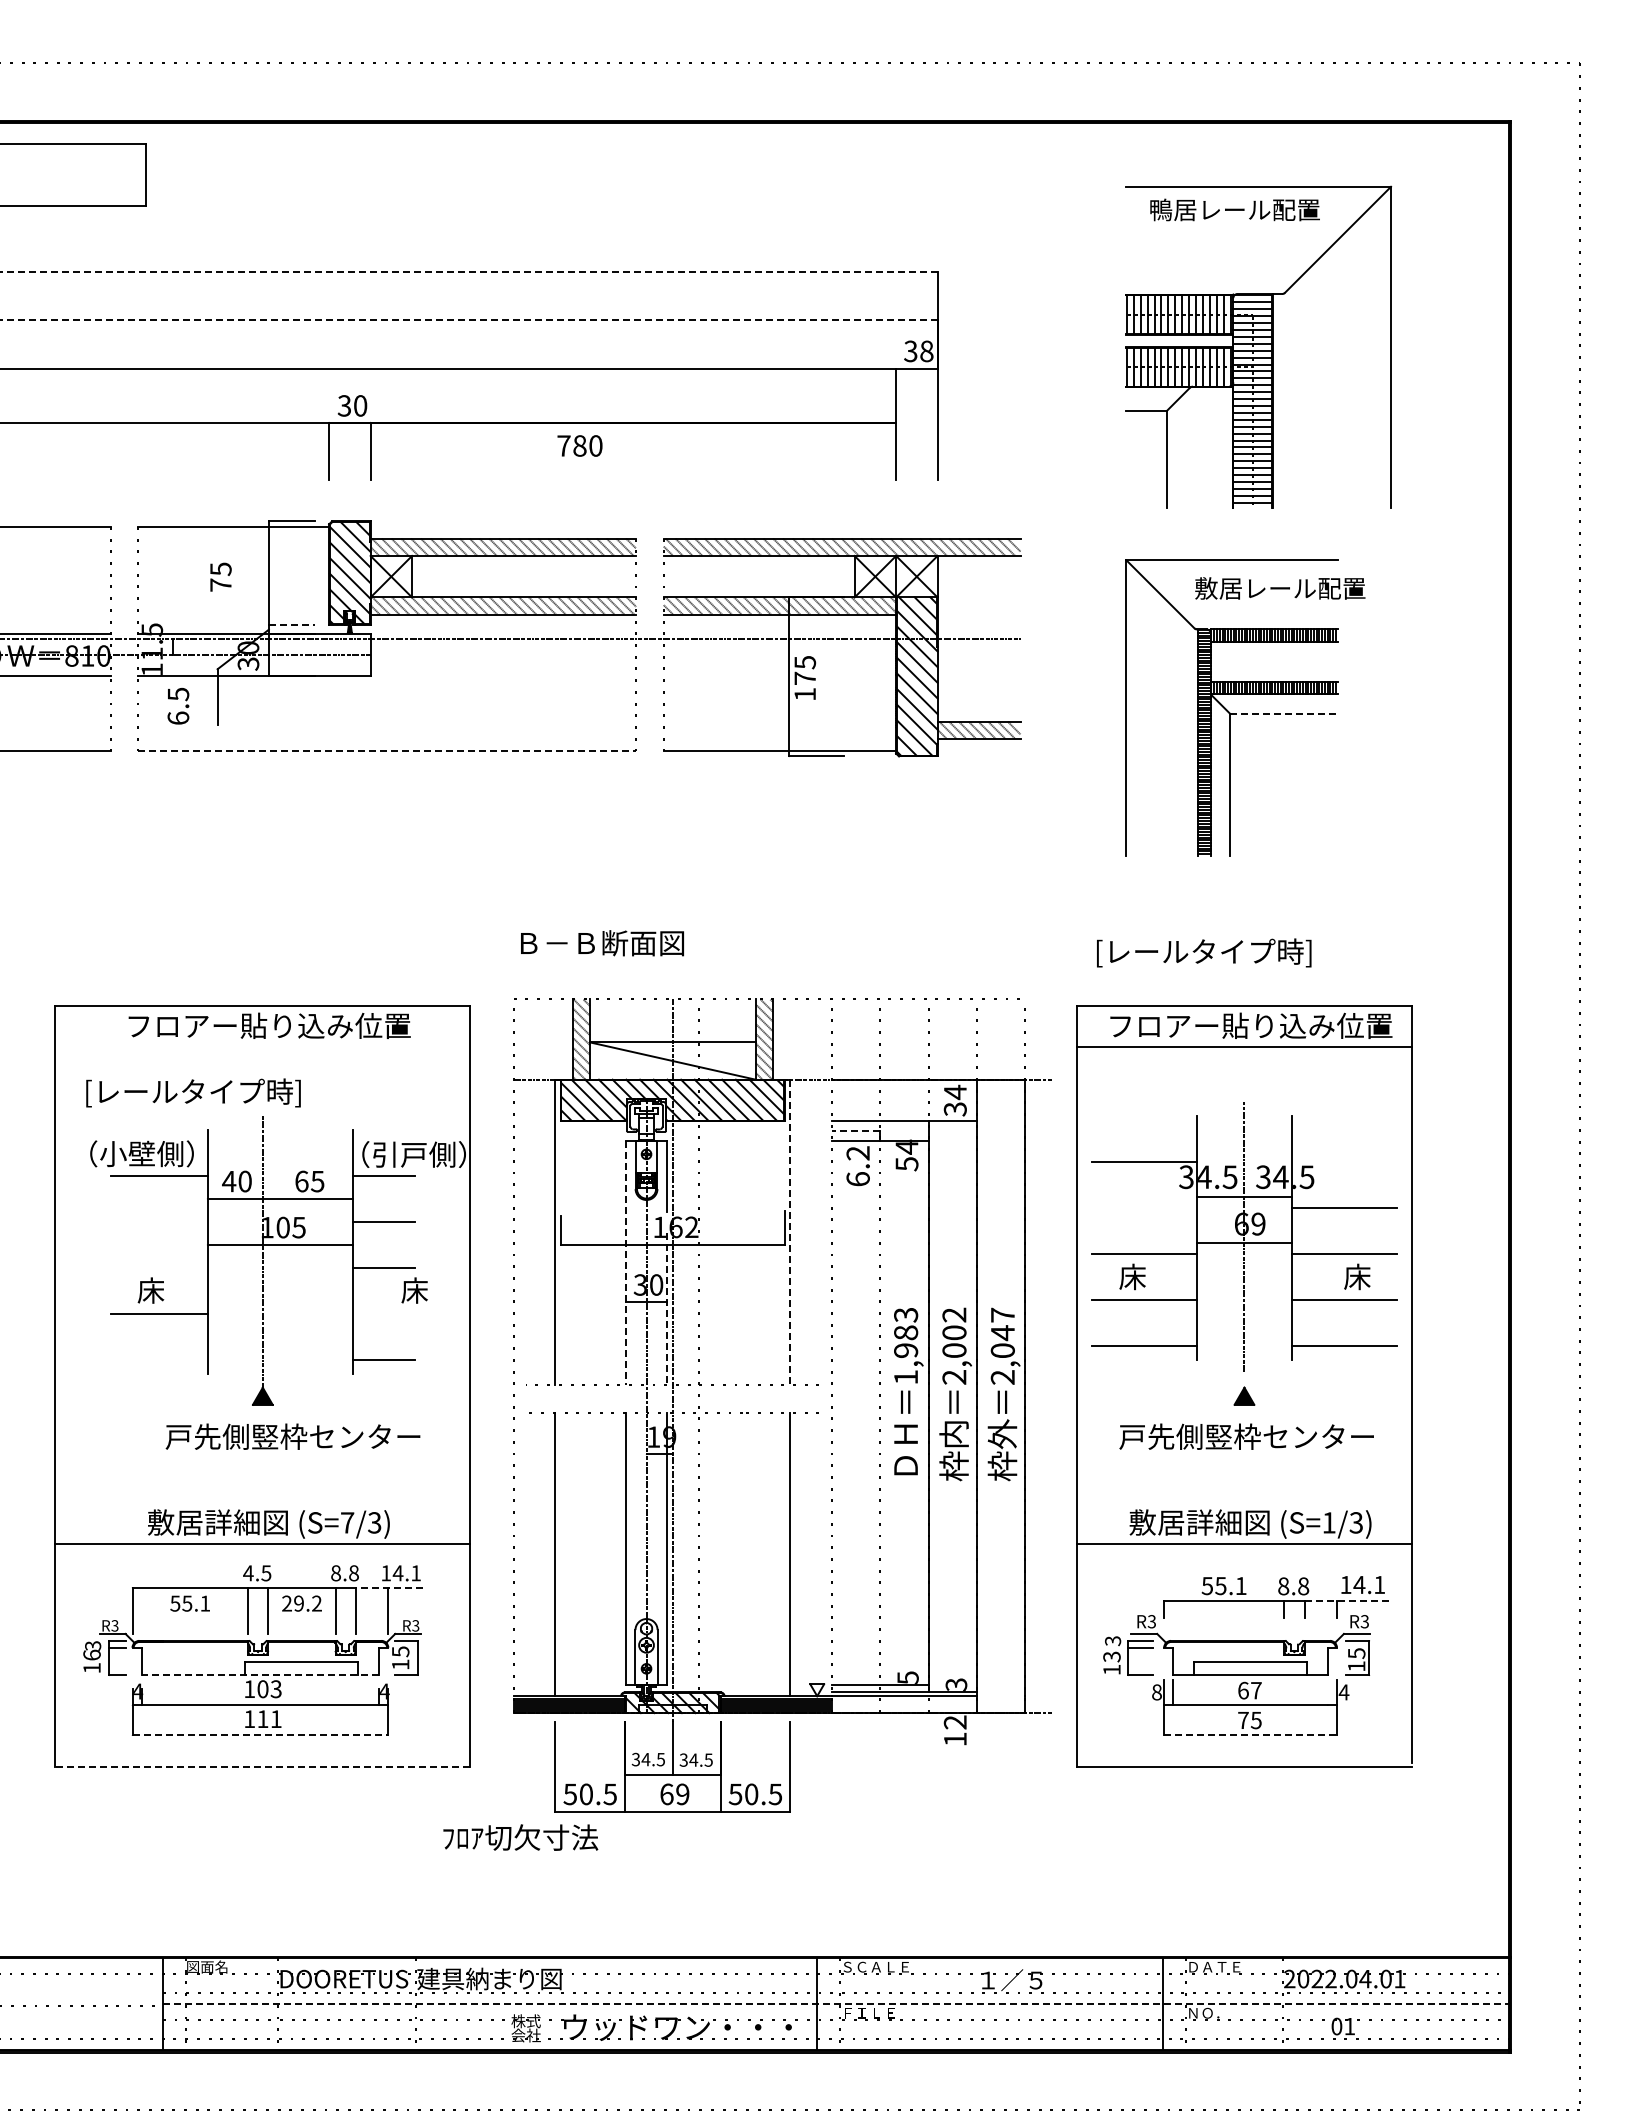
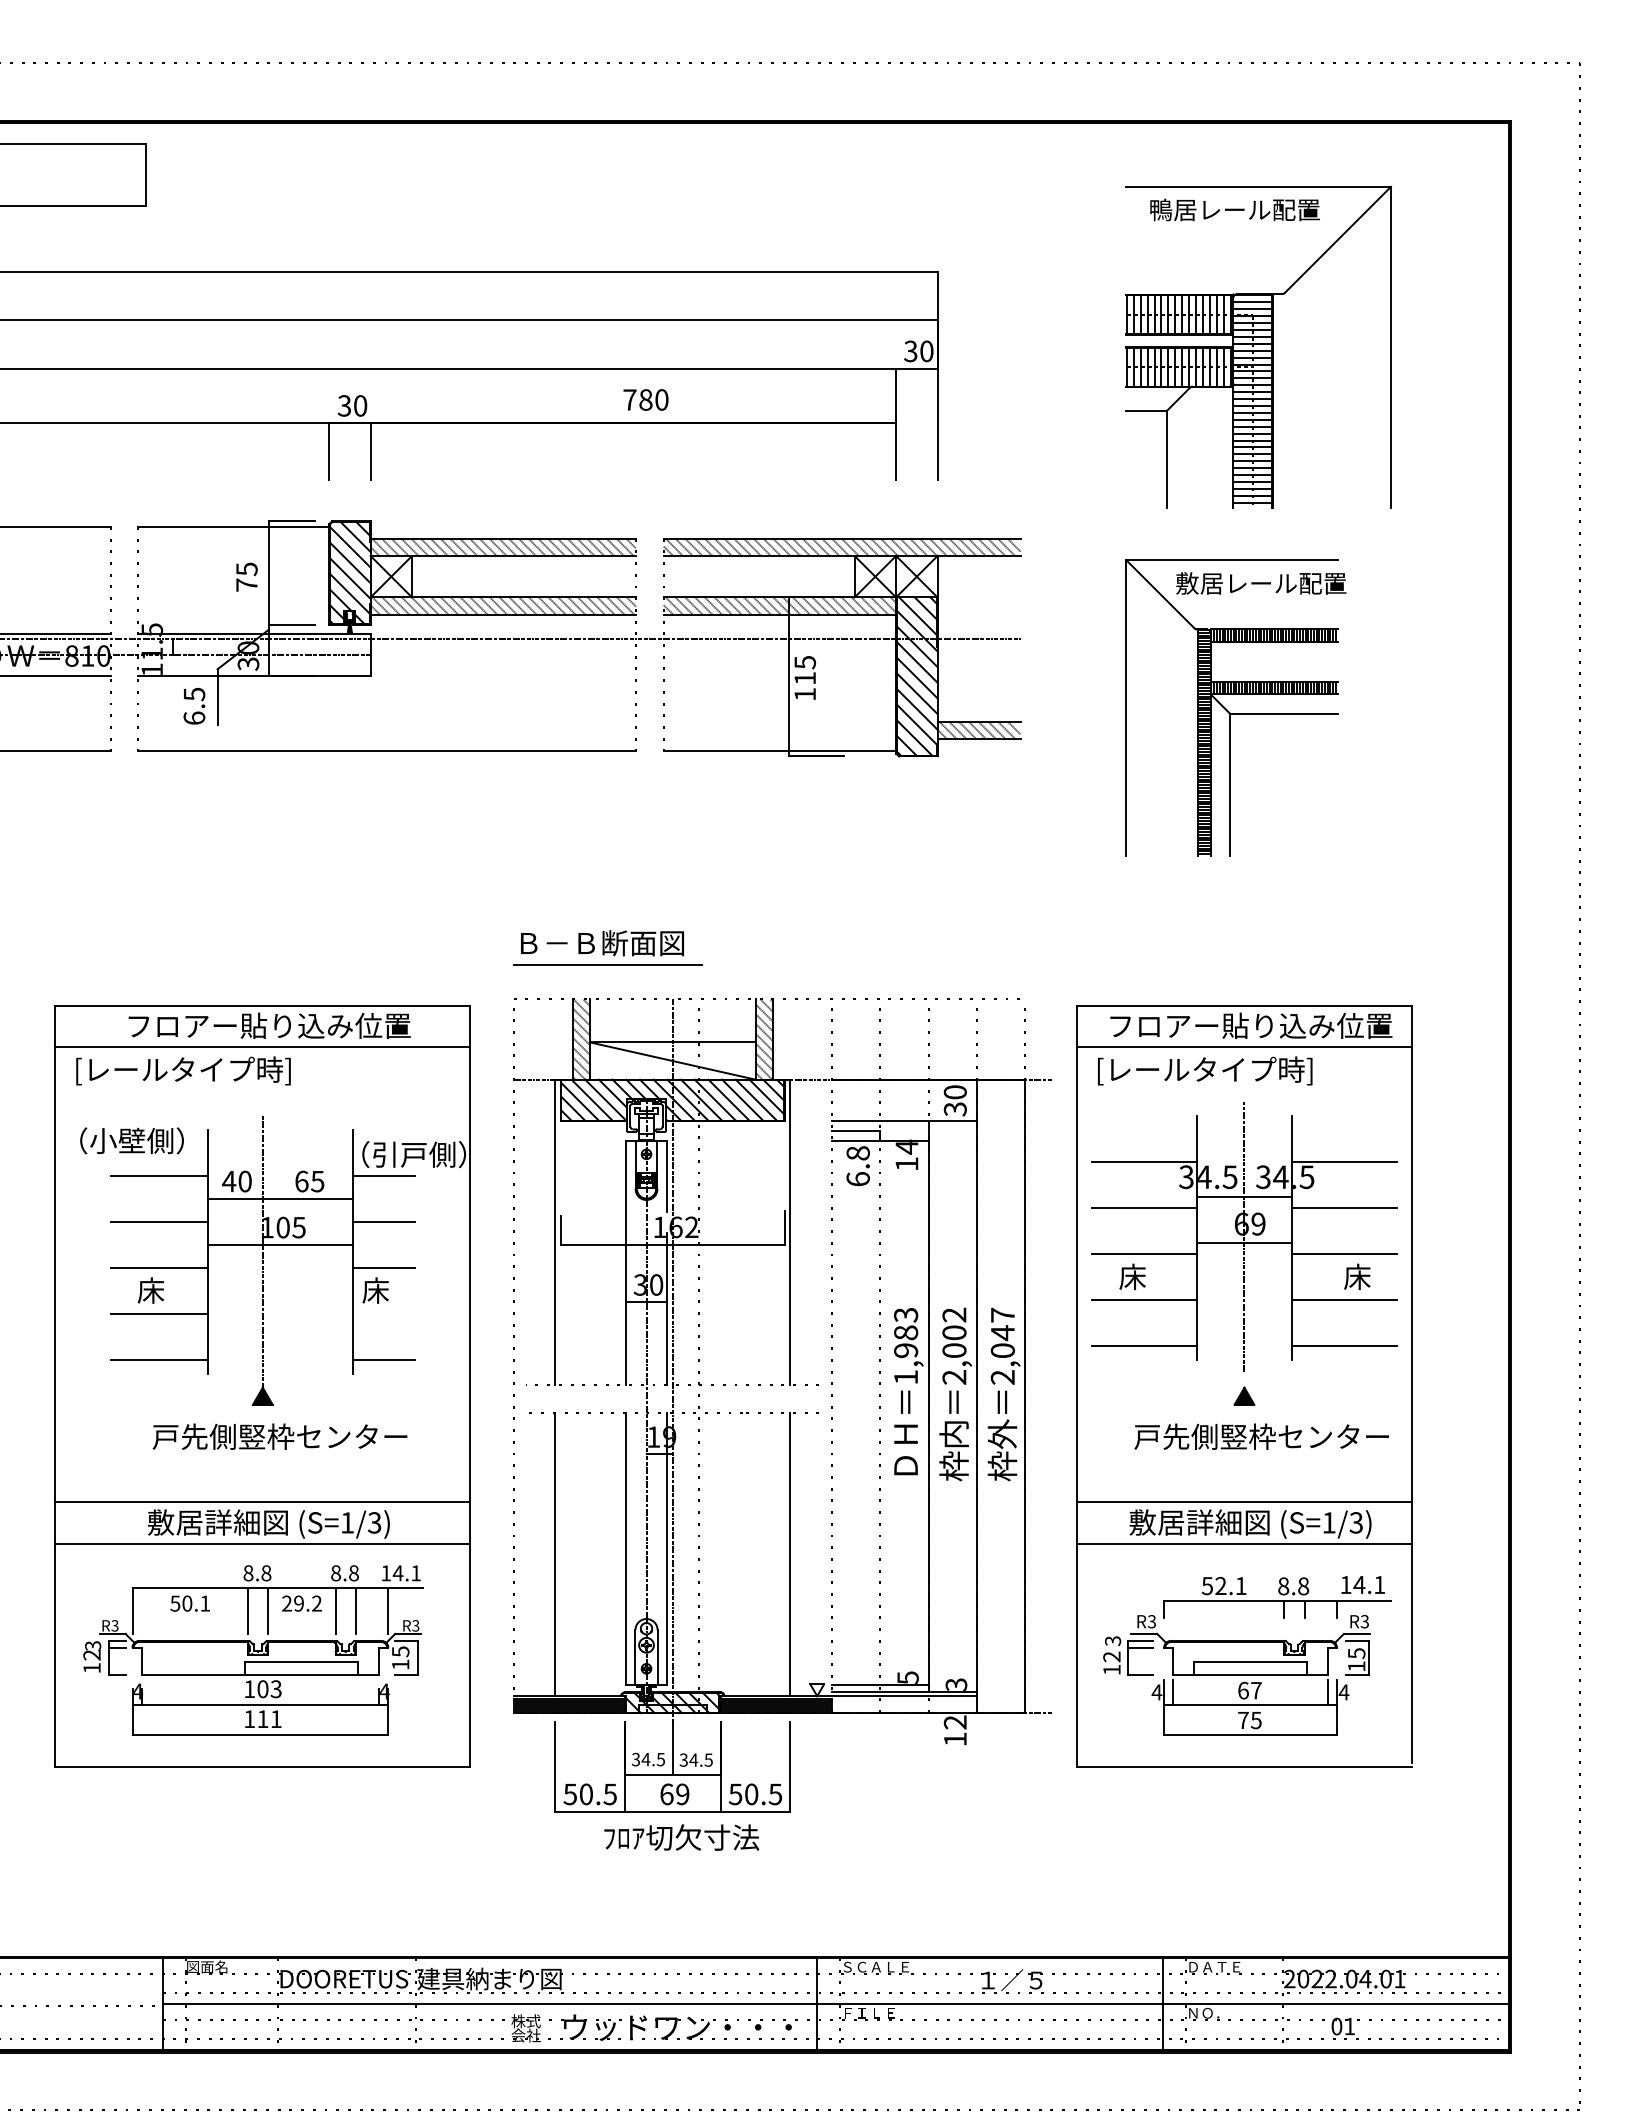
line: dashed -> solid (468, 271)
line: dashed -> solid (468, 320)
text: 38 -> 30 (926, 351)
text position: (579, 445) -> (645, 399) (645, 399)
text position: (220, 576) -> (246, 576) (246, 576)
text position: (1280, 588) -> (1261, 583) (1261, 583)
line: dashed -> solid (291, 625)
text: 175 -> 115 (804, 677)
text position: (178, 705) -> (194, 705) (194, 705)
line: dashed -> solid (1283, 713)
line: dashed -> solid (387, 750)
text position: (1204, 952) -> (1205, 1070) (1205, 1070)
line: none -> present (607, 964)
line: none -> present (262, 1047)
text position: (193, 1092) -> (183, 1070) (183, 1070)
text: 34 -> 30 (954, 1092)
line: dashed -> solid (855, 1131)
text position: (141, 1153) -> (131, 1140) (131, 1140)
text: 6.2 -> 6.8 (857, 1153)
line: none -> present (1344, 1162)
text: 54 -> 14 (906, 1164)
line: none -> present (1144, 1208)
line: none -> present (158, 1221)
line: dashed -> solid (790, 1232)
line: dashed -> solid (625, 1263)
line: none -> present (158, 1267)
text position: (414, 1290) -> (375, 1290) (375, 1290)
line: dashed -> solid (667, 1309)
line: none -> present (158, 1360)
text position: (292, 1436) -> (279, 1436) (279, 1436)
text position: (1246, 1436) -> (1261, 1436) (1261, 1436)
line: none -> present (262, 1502)
line: none -> present (1244, 1502)
text: (S=7/3) -> (S=1/3) (347, 1522)
text: 4.5 -> 8.8 (257, 1573)
text: 55.1 -> 52.1 (1220, 1585)
line: dashed -> solid (389, 1587)
line: dashed -> solid (1348, 1601)
text: 55.1 -> 50.1 (187, 1603)
text: 16 -> 12 (91, 1654)
text: 13 -> 12 (1111, 1656)
line: dashed -> solid (260, 1675)
text: 8 -> 4 (1156, 1692)
line: none -> present (1327, 1692)
line: dashed -> solid (260, 1735)
line: dashed -> solid (1251, 1735)
line: dashed -> solid (262, 1766)
text position: (520, 1837) -> (681, 1837) (681, 1837)
line: dashed -> solid (836, 2004)
